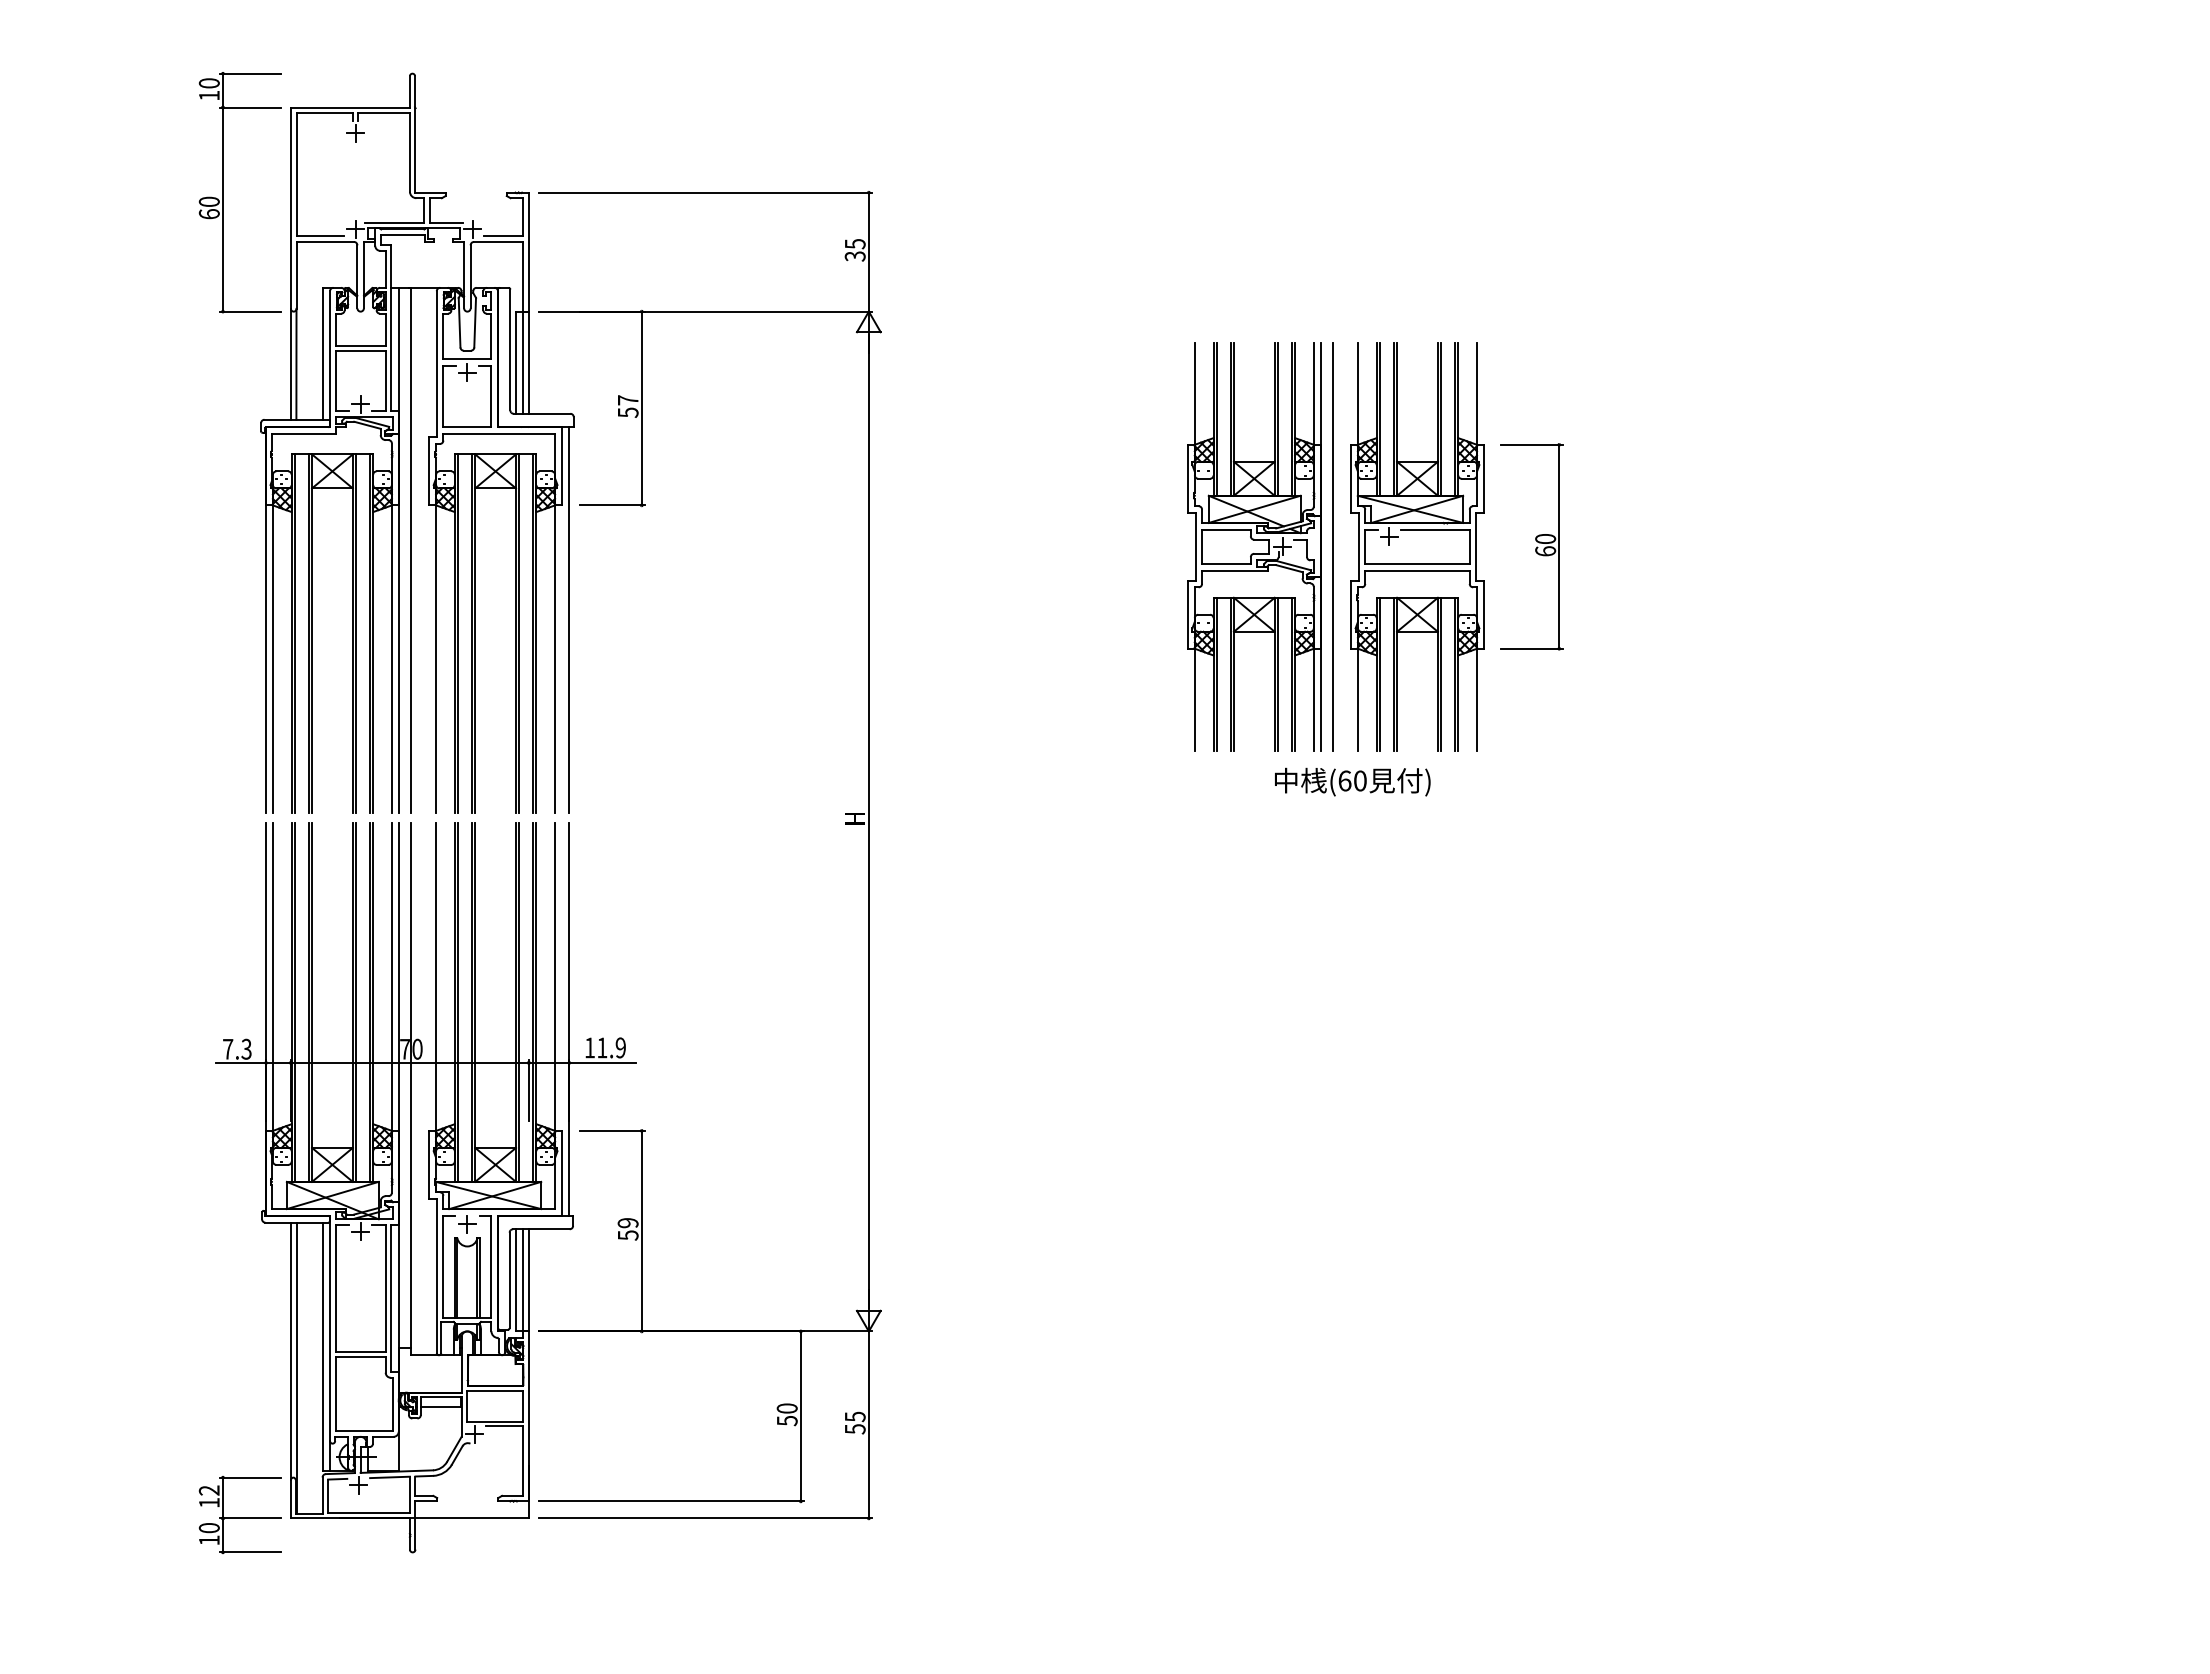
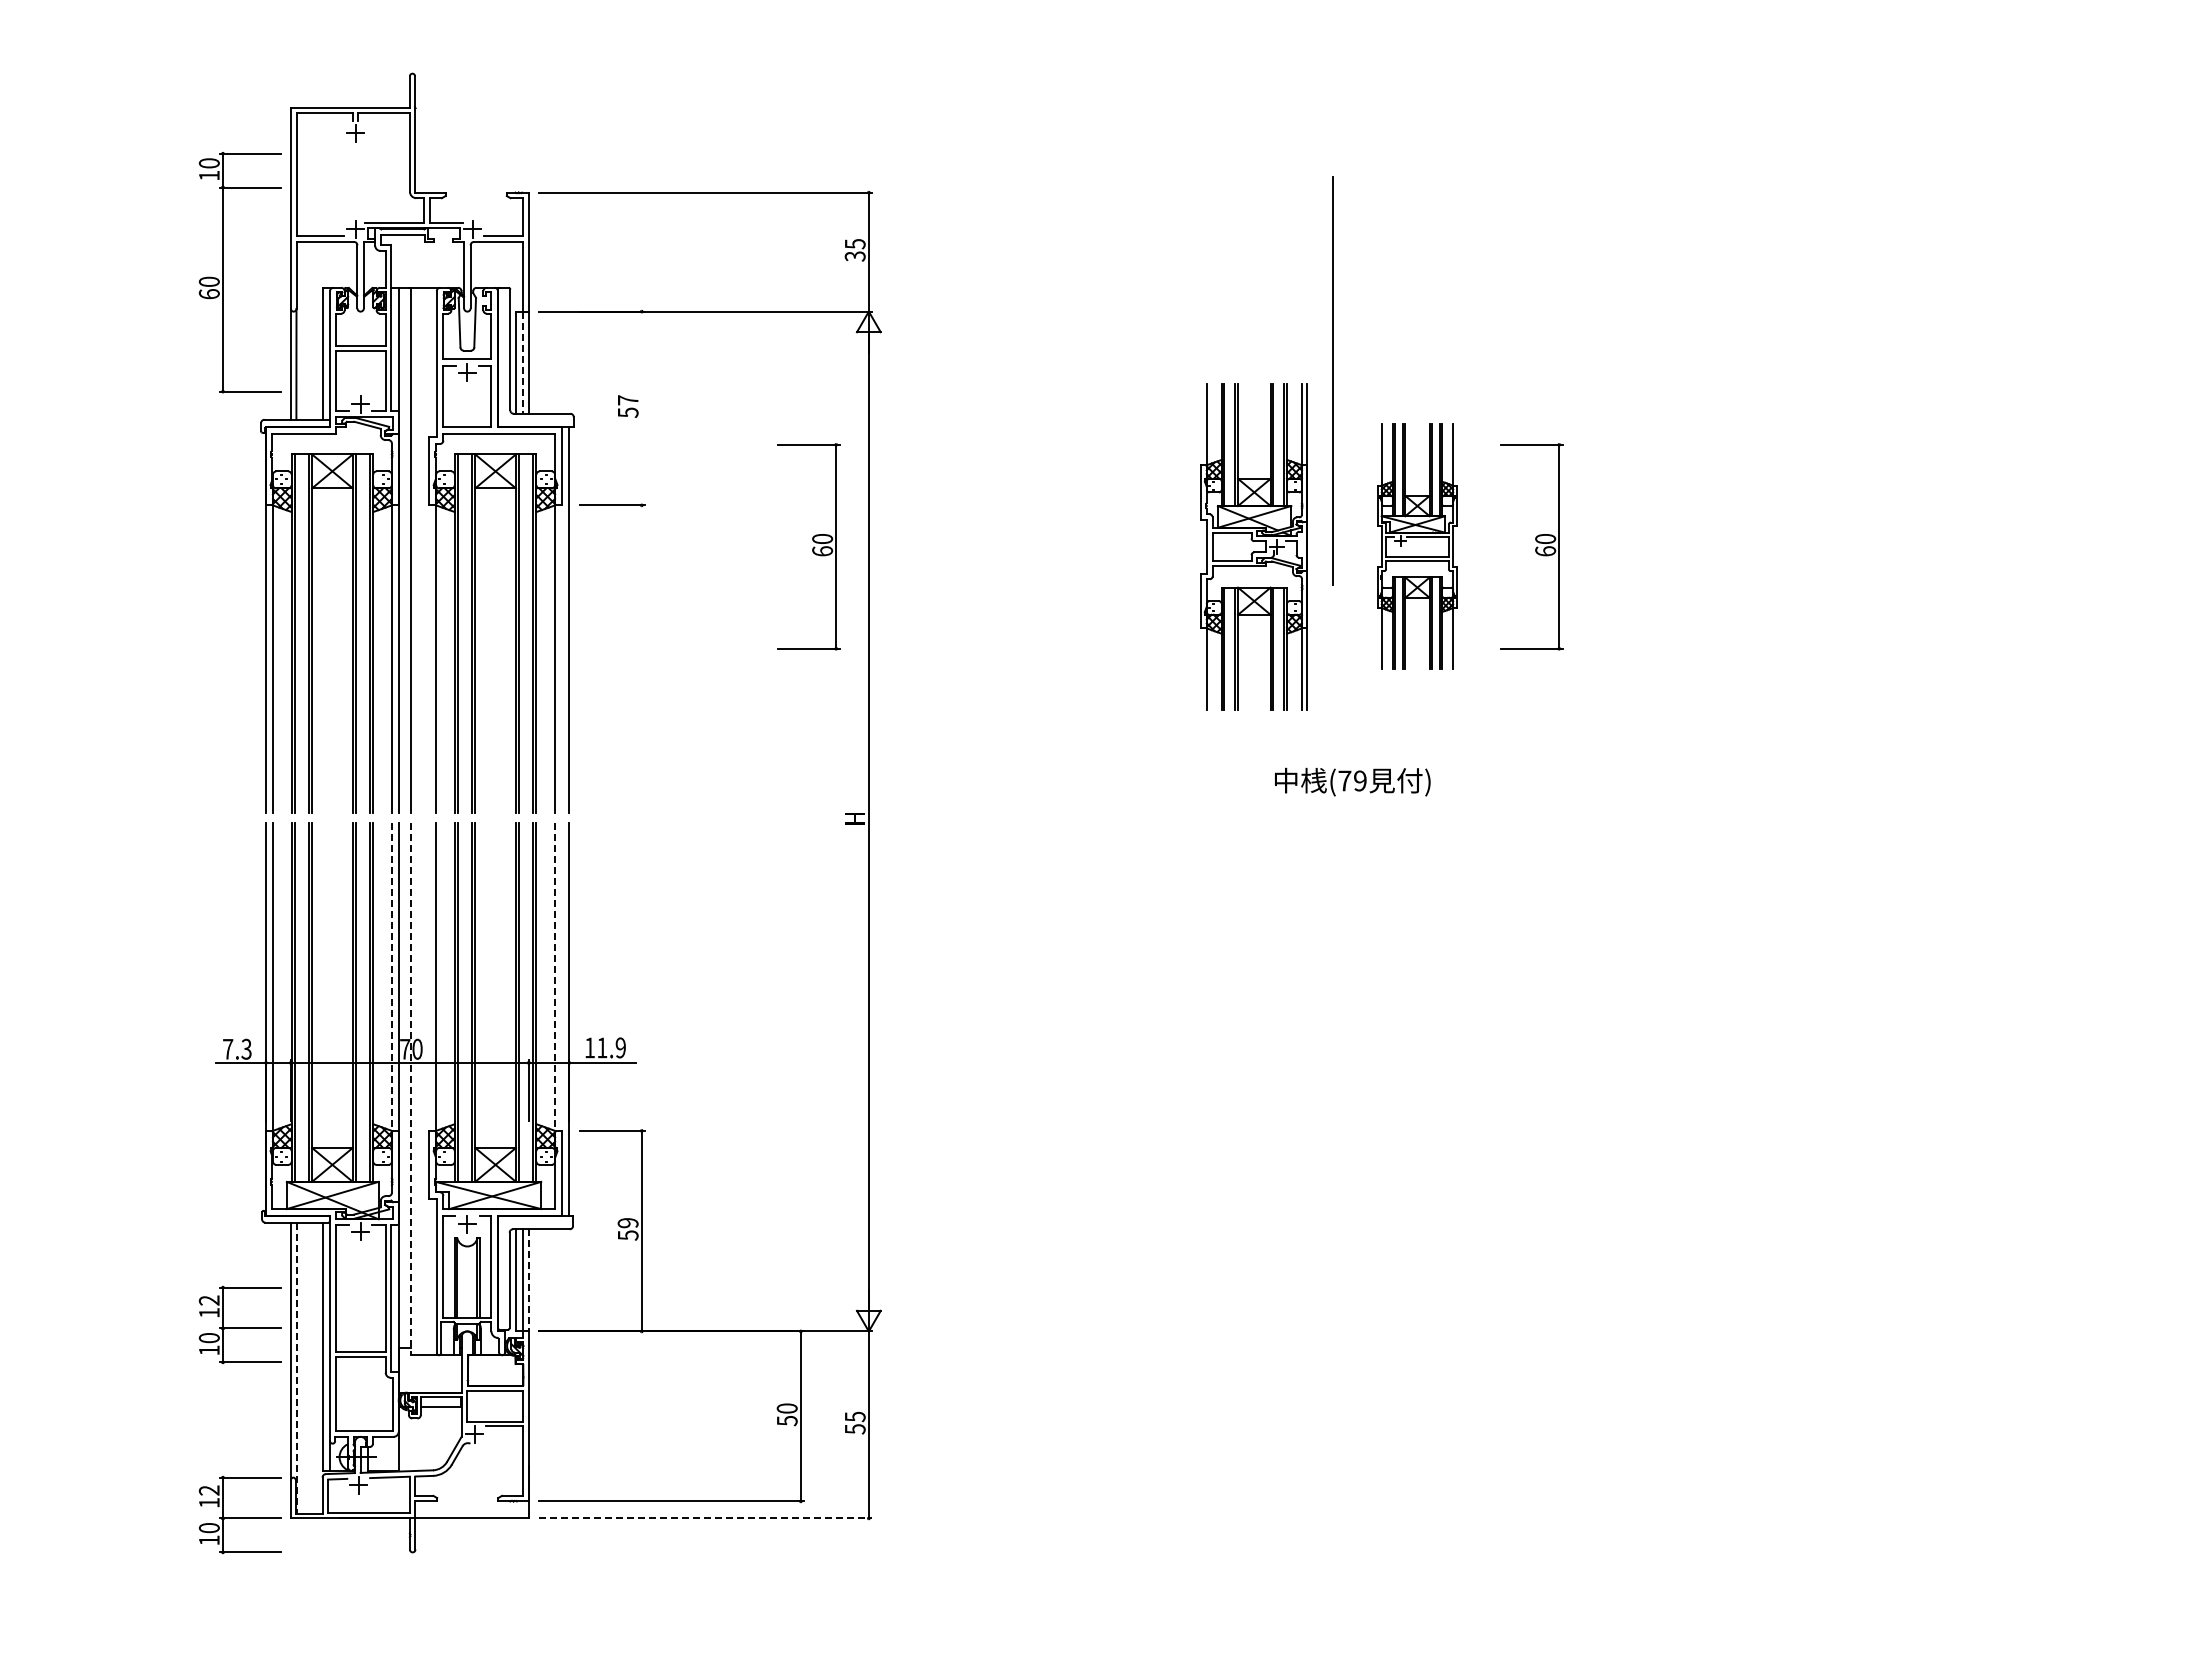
part position: (223, 192) -> (223, 272) (223, 272)
line: solid -> dashed (523, 363)
line: present -> none (641, 408)
part: none -> present (808, 546)
part size: 135x410 px -> 108x328 px (1253, 546)
line position: (1332, 546) -> (1332, 380) (1332, 380)
part size: 135x410 px -> 81x247 px (1417, 546)
text: (60 -> (79 (1352, 780)
line: solid -> dashed (391, 977)
line: solid -> dashed (555, 977)
line: solid -> dashed (410, 1089)
line: solid -> dashed (528, 1280)
part: none -> present (239, 1324)
line: solid -> dashed (296, 1368)
line: solid -> dashed (705, 1518)
